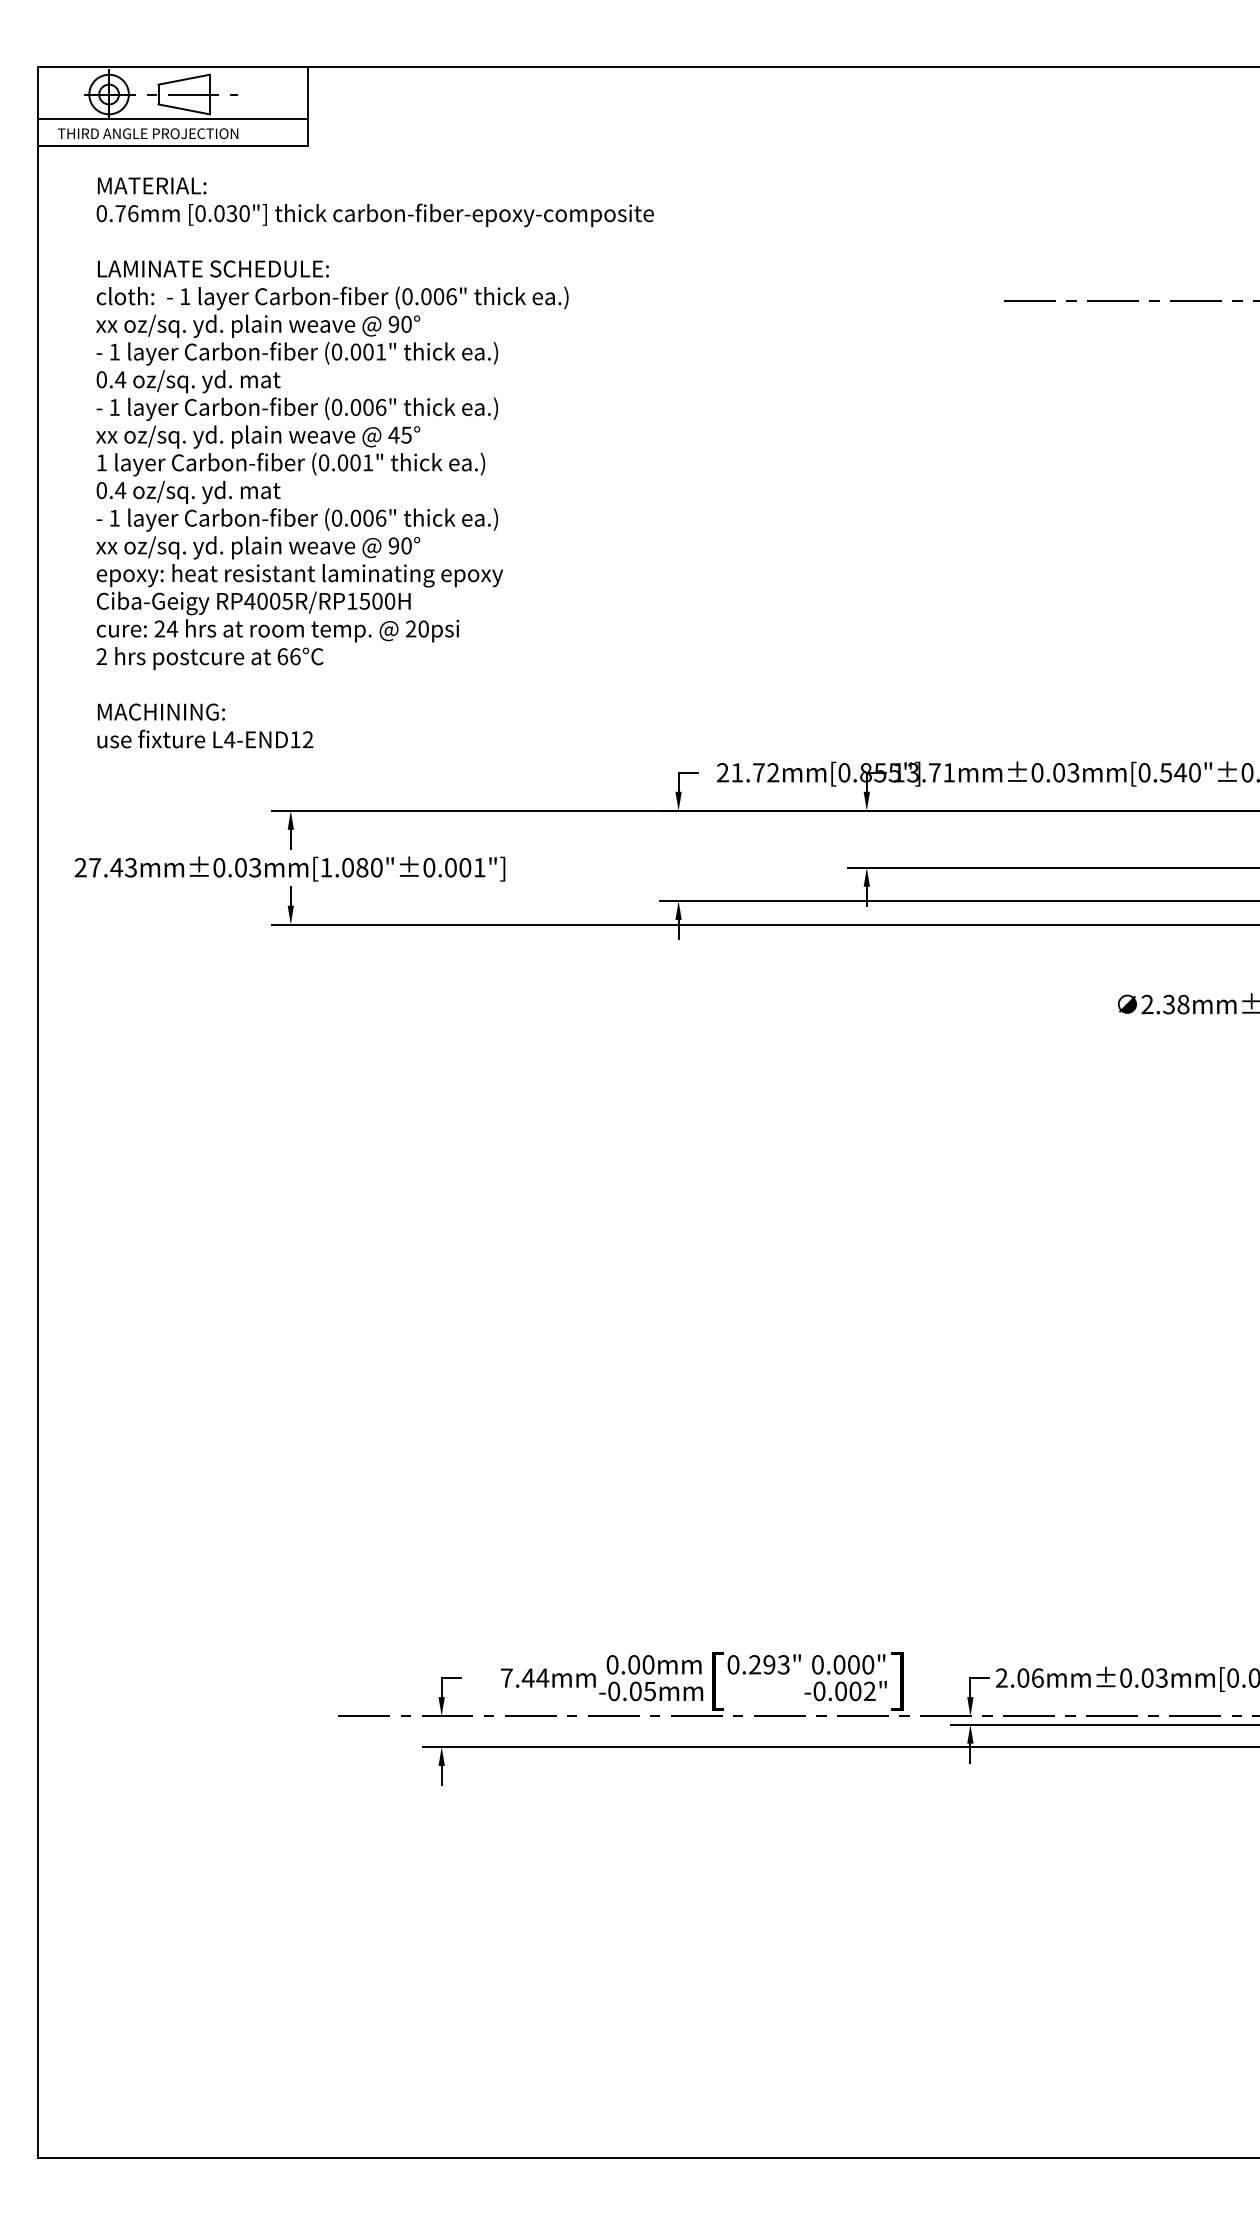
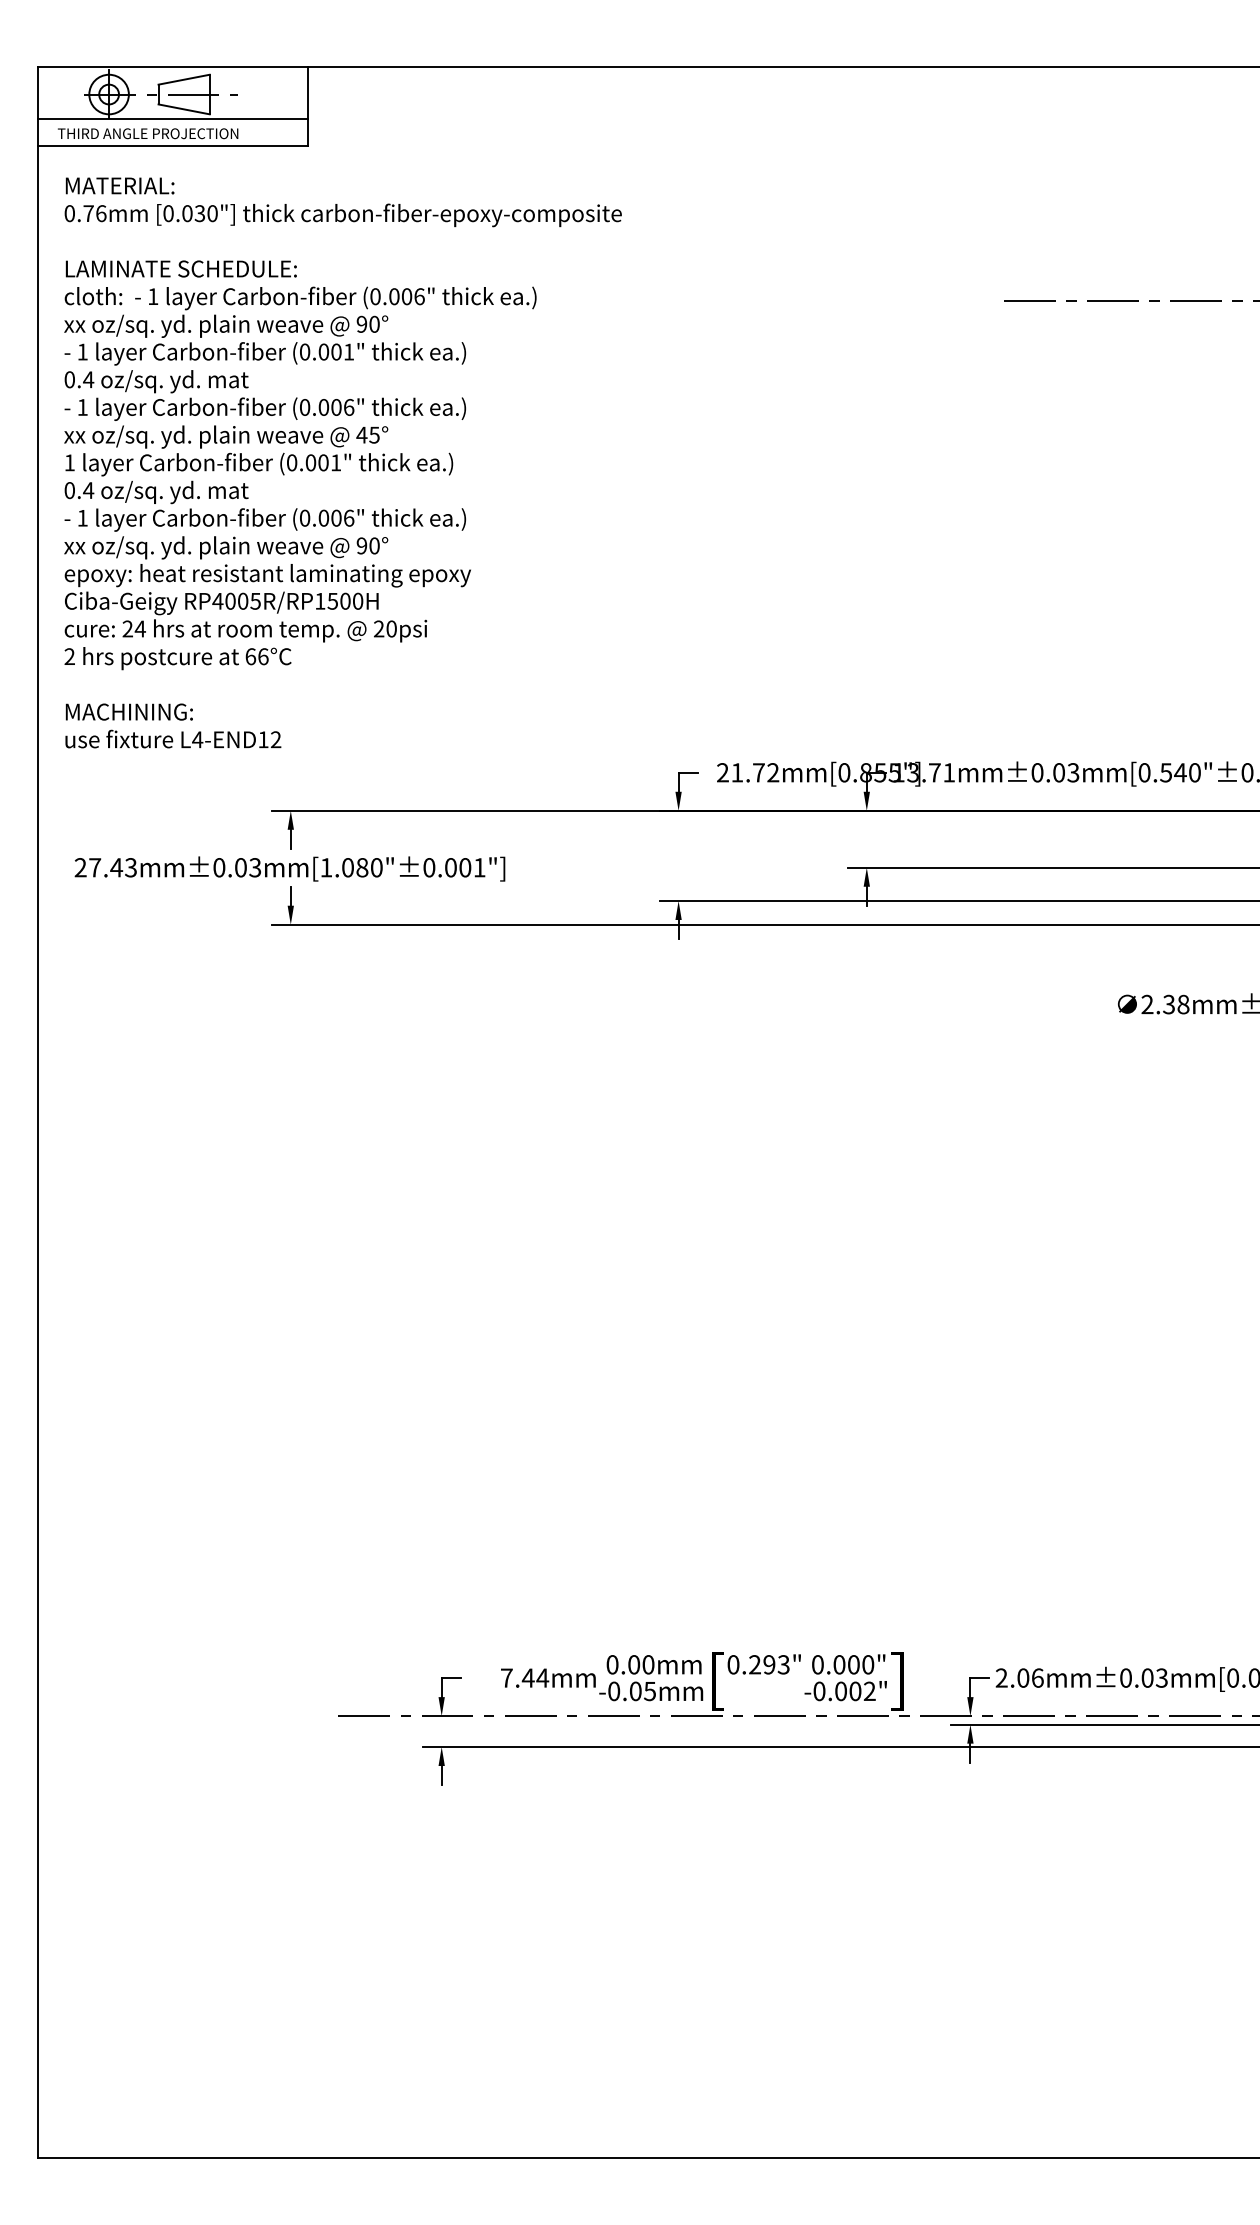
text position: (374, 462) -> (342, 462) (342, 462)
